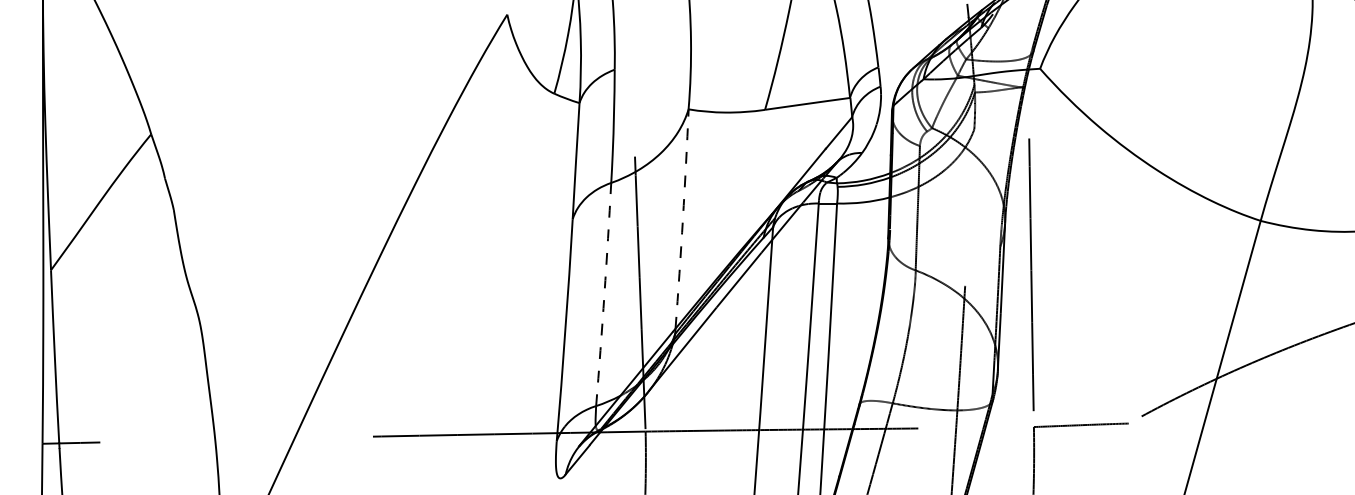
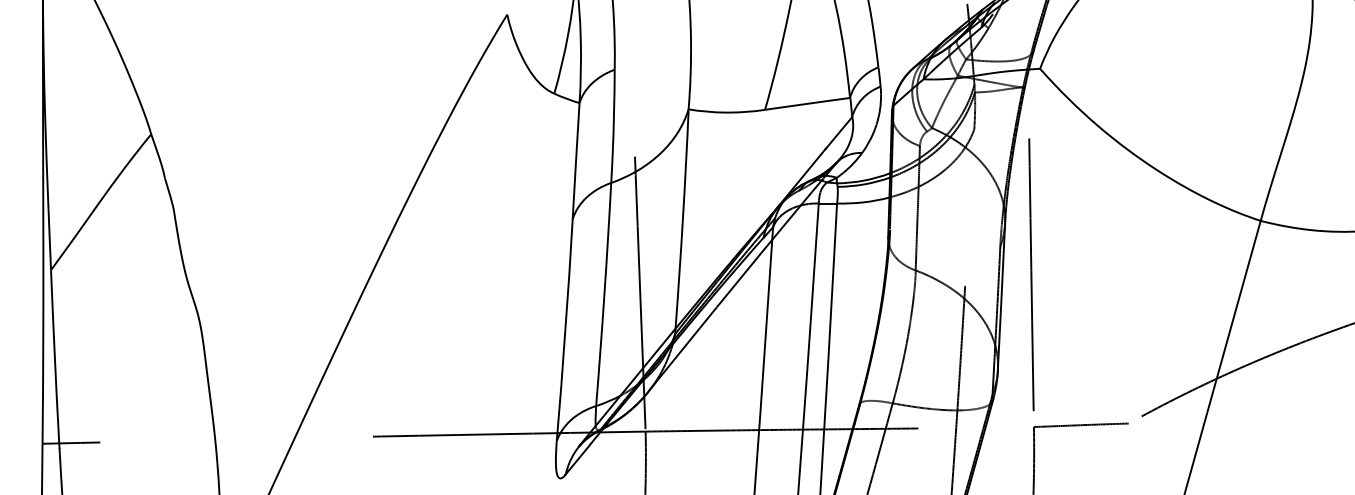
arc: dashed -> solid (682, 219)
arc: dashed -> solid (604, 294)
